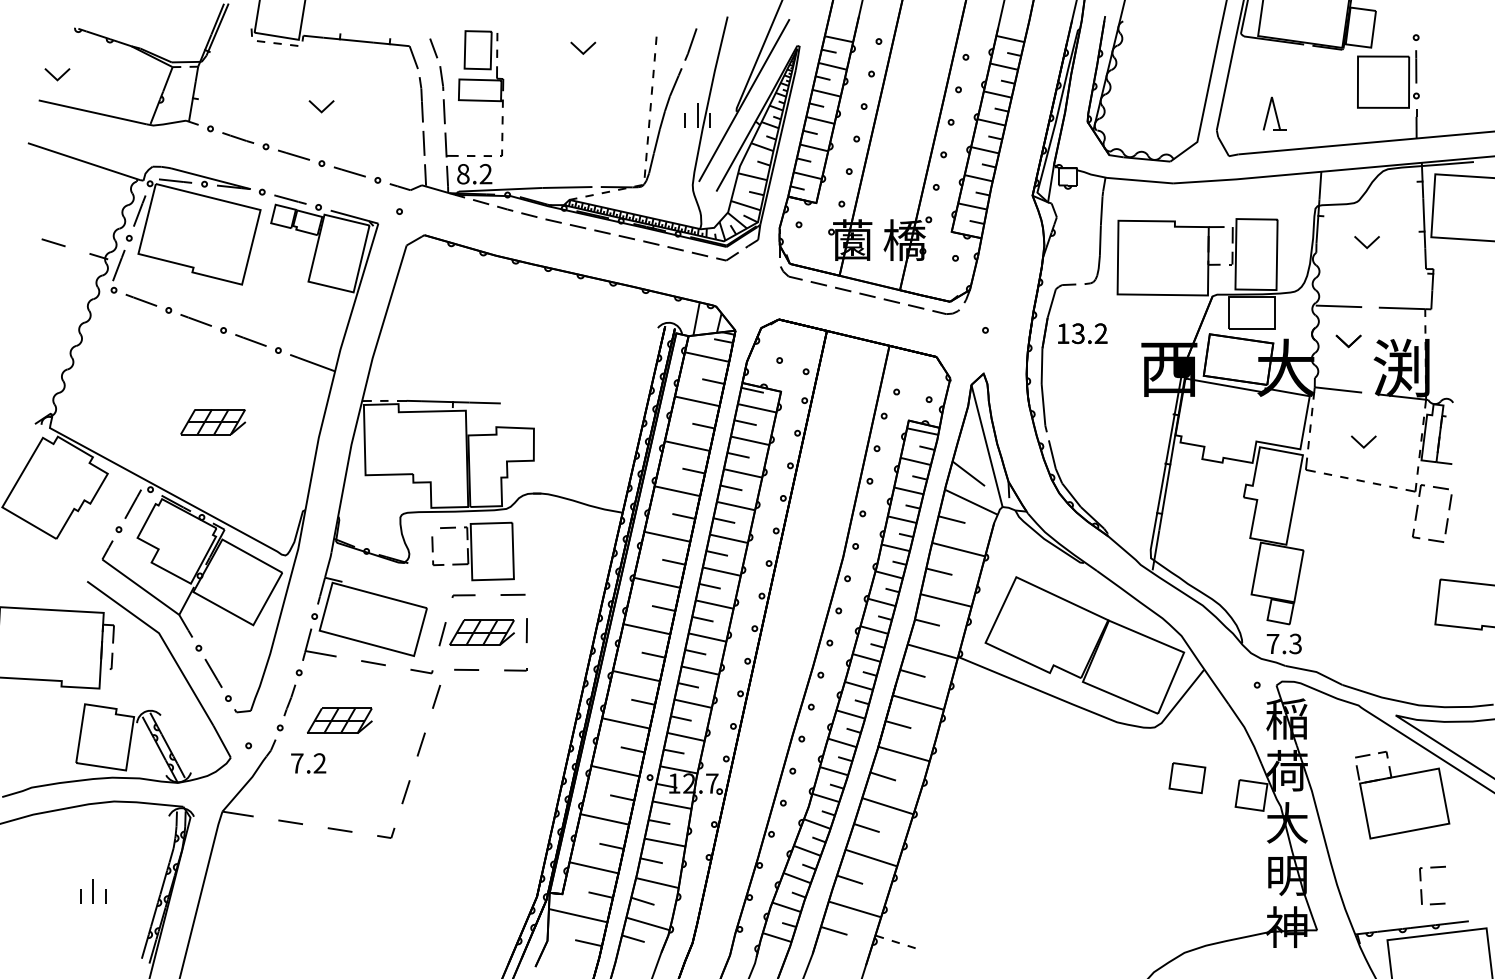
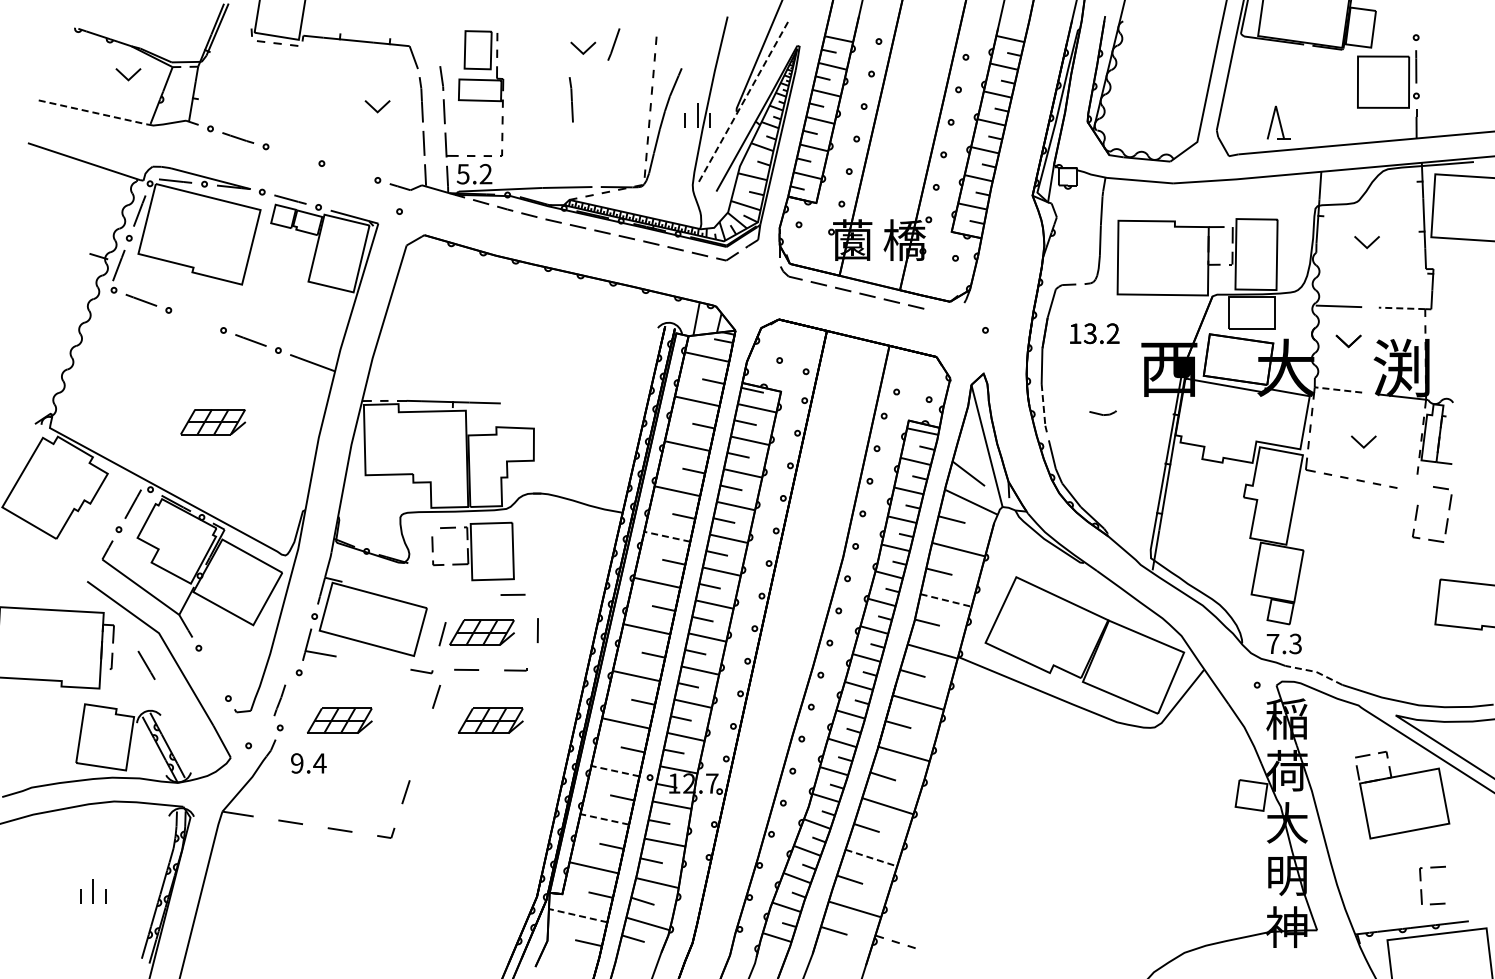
line position: (690, 44) -> (613, 44) (613, 44)
line: present -> none (433, 48)
part position: (57, 74) -> (128, 74) (128, 74)
line: none -> present (570, 98)
line: solid -> dashed (744, 100)
part position: (321, 106) -> (377, 106) (377, 106)
line: solid -> dashed (93, 112)
part position: (1274, 113) -> (1278, 122) (1278, 122)
line: present -> none (293, 154)
line: present -> none (349, 171)
text: 8.2 -> 5.2 (462, 174)
line: present -> none (53, 242)
line: solid -> dashed (1401, 308)
part position: (945, 311) -> (1102, 412) (1102, 412)
line: present -> none (195, 320)
text position: (1082, 333) -> (1094, 333) (1094, 333)
line: solid -> dashed (1338, 389)
line: solid -> dashed (1043, 404)
part: present -> none (1414, 489)
line: solid -> dashed (666, 536)
line: present -> none (463, 595)
line: solid -> dashed (946, 600)
line position: (526, 630) -> (537, 630) (537, 630)
line: present -> none (373, 663)
line: solid -> dashed (1315, 671)
line position: (213, 672) -> (146, 664) (146, 664)
line position: (289, 700) -> (279, 700) (279, 700)
part: none -> present (490, 720)
line: present -> none (420, 744)
text: 7.2 -> 9.4 (308, 763)
line: solid -> dashed (615, 771)
part: present -> none (1187, 778)
line: solid -> dashed (604, 819)
line: solid -> dashed (871, 858)
line: solid -> dashed (578, 915)
